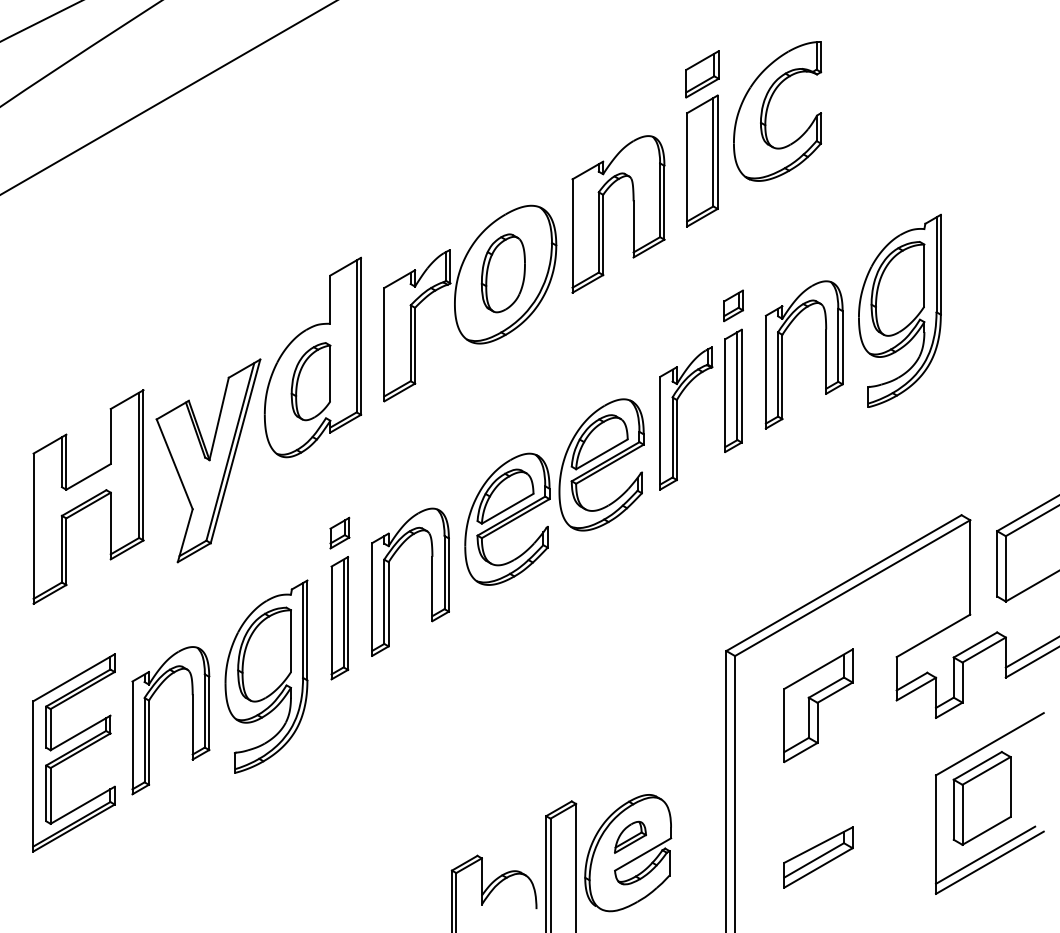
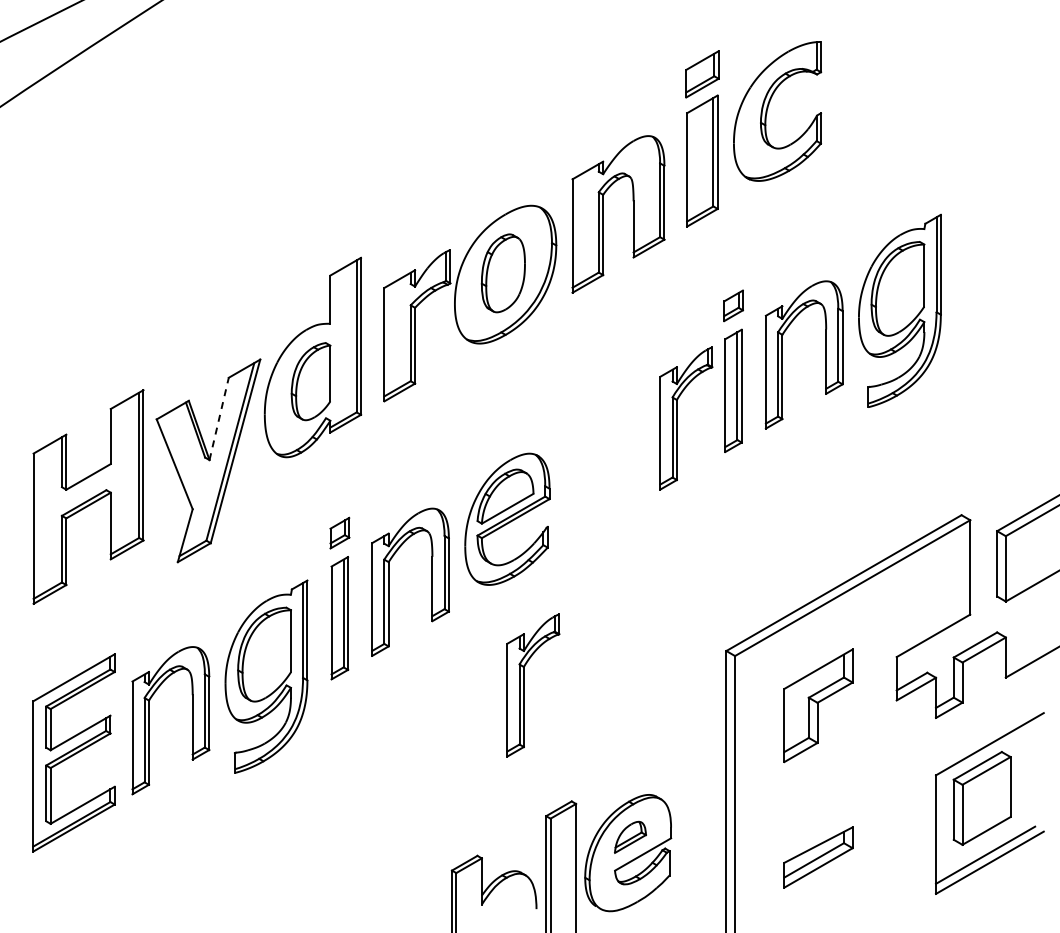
line: present -> none (168, 97)
line: solid -> dashed (219, 418)
part: present -> none (601, 464)
line: present -> none (1030, 652)
part: none -> present (524, 685)
